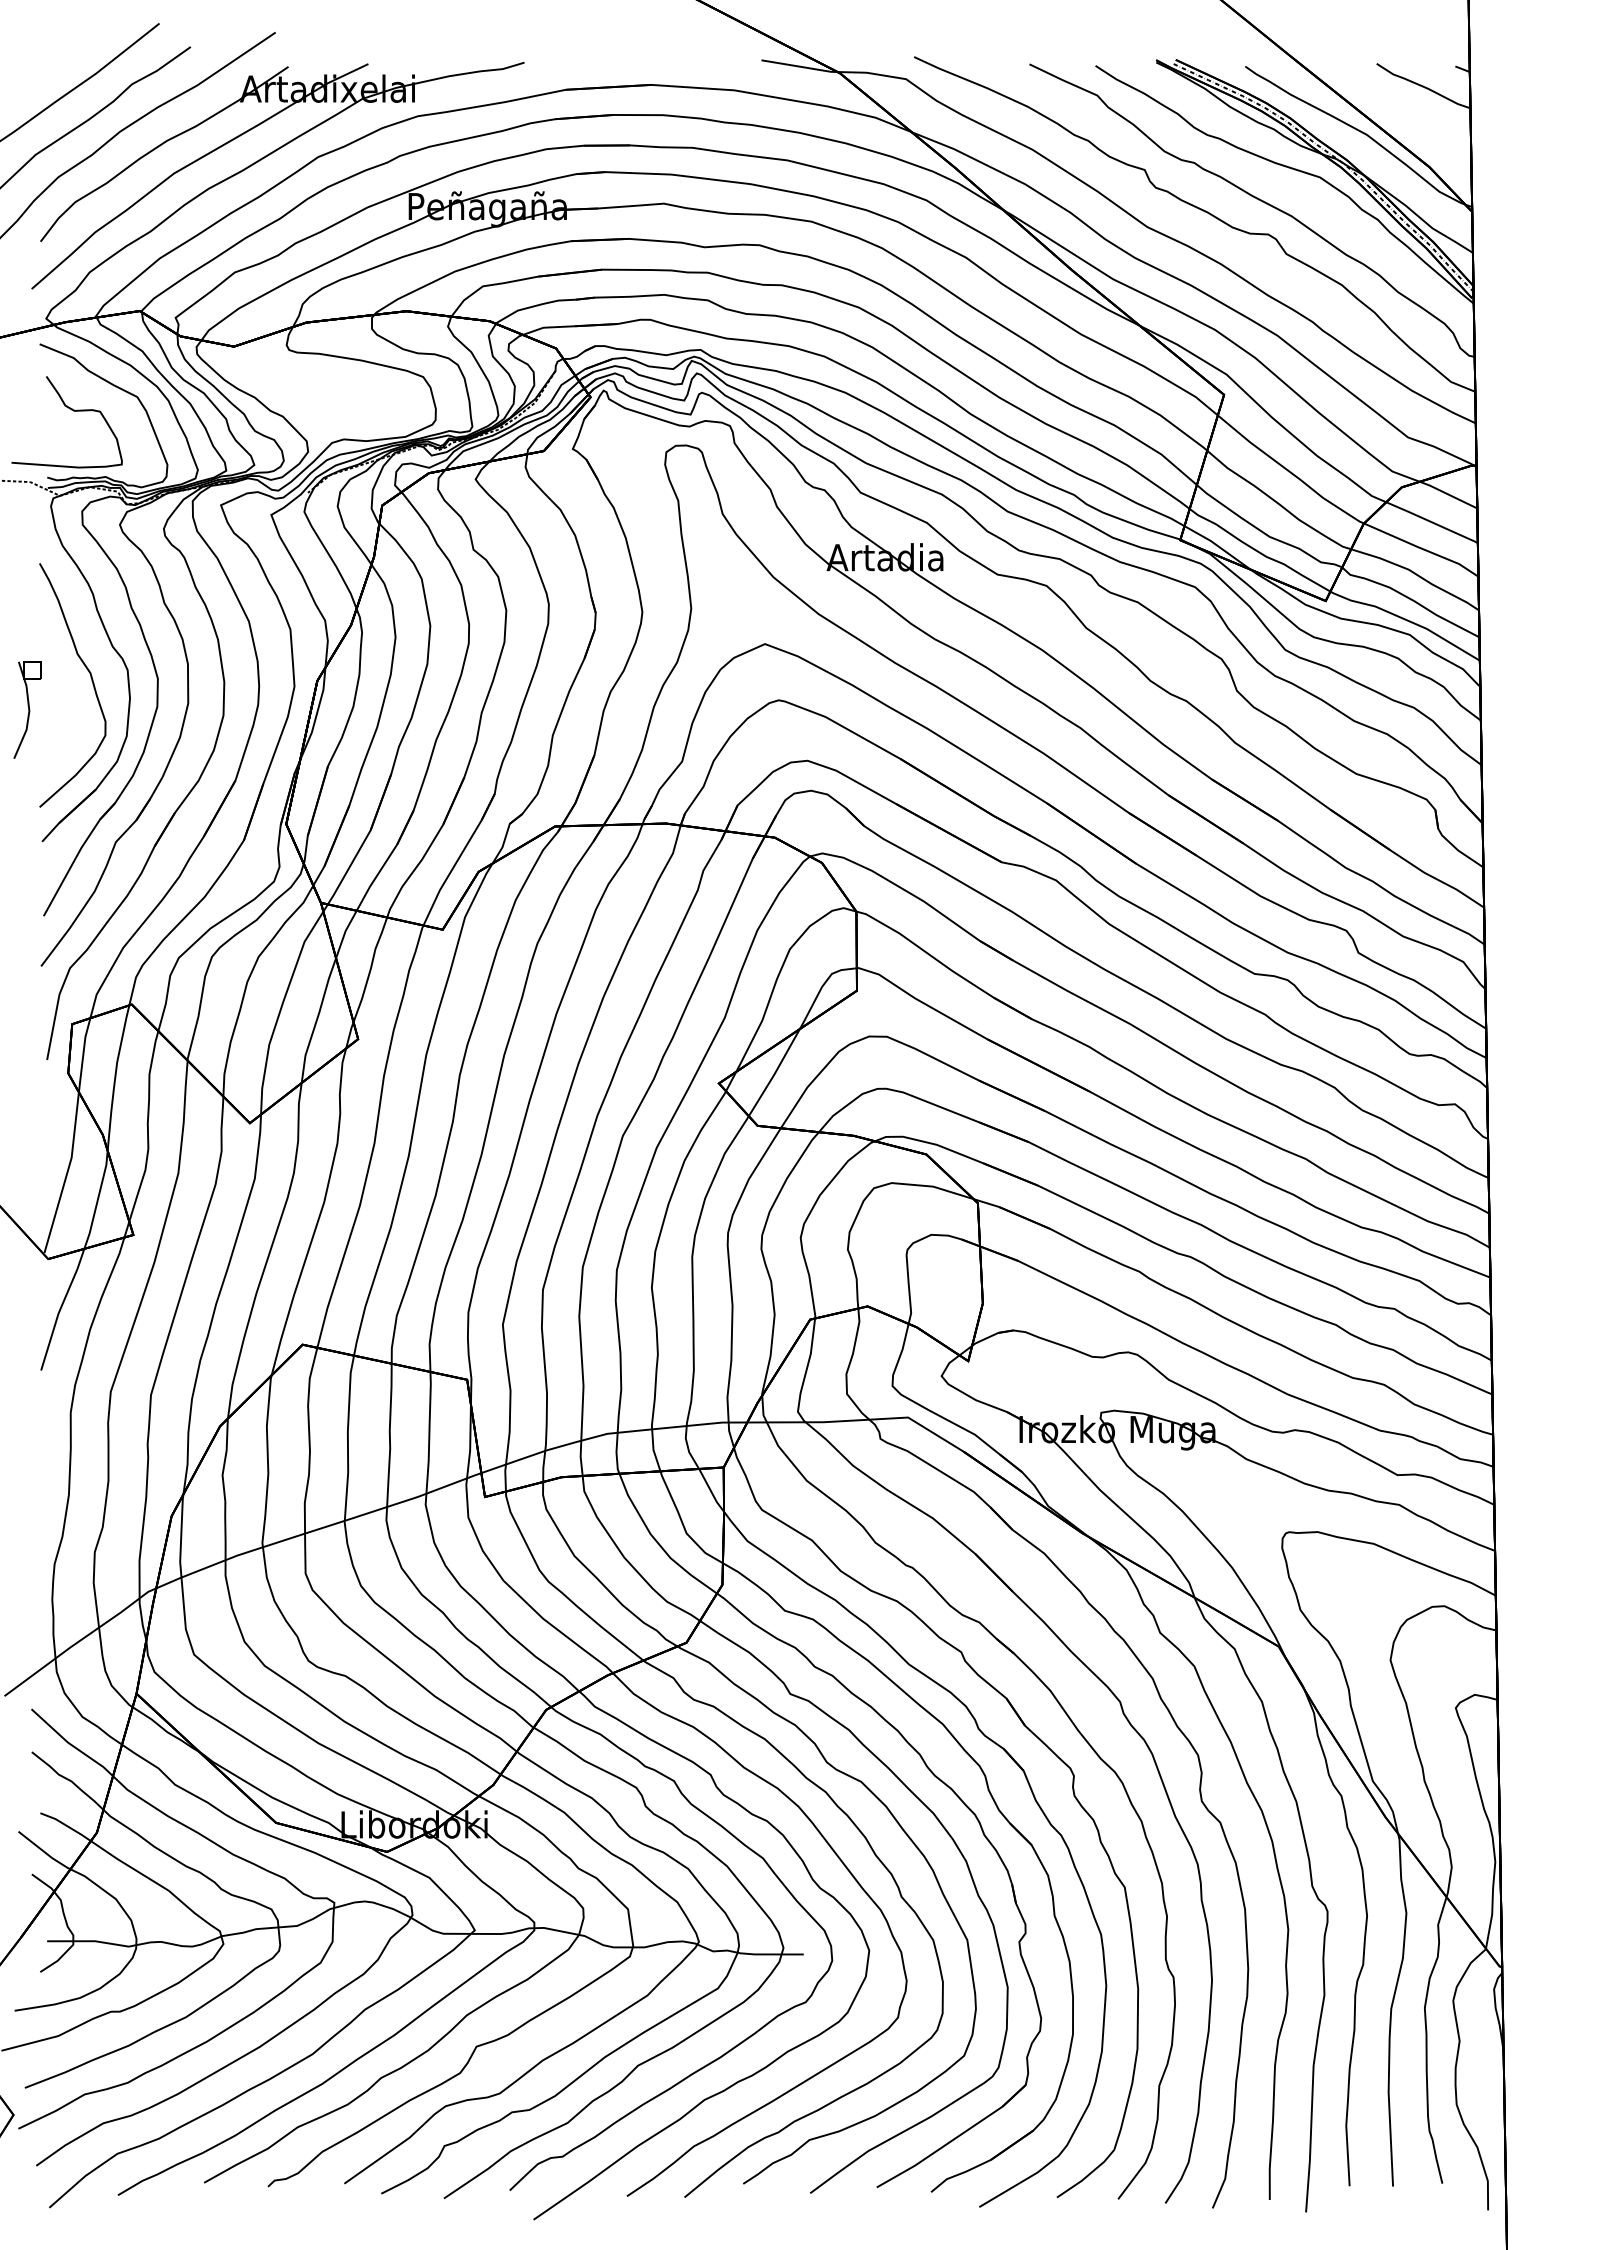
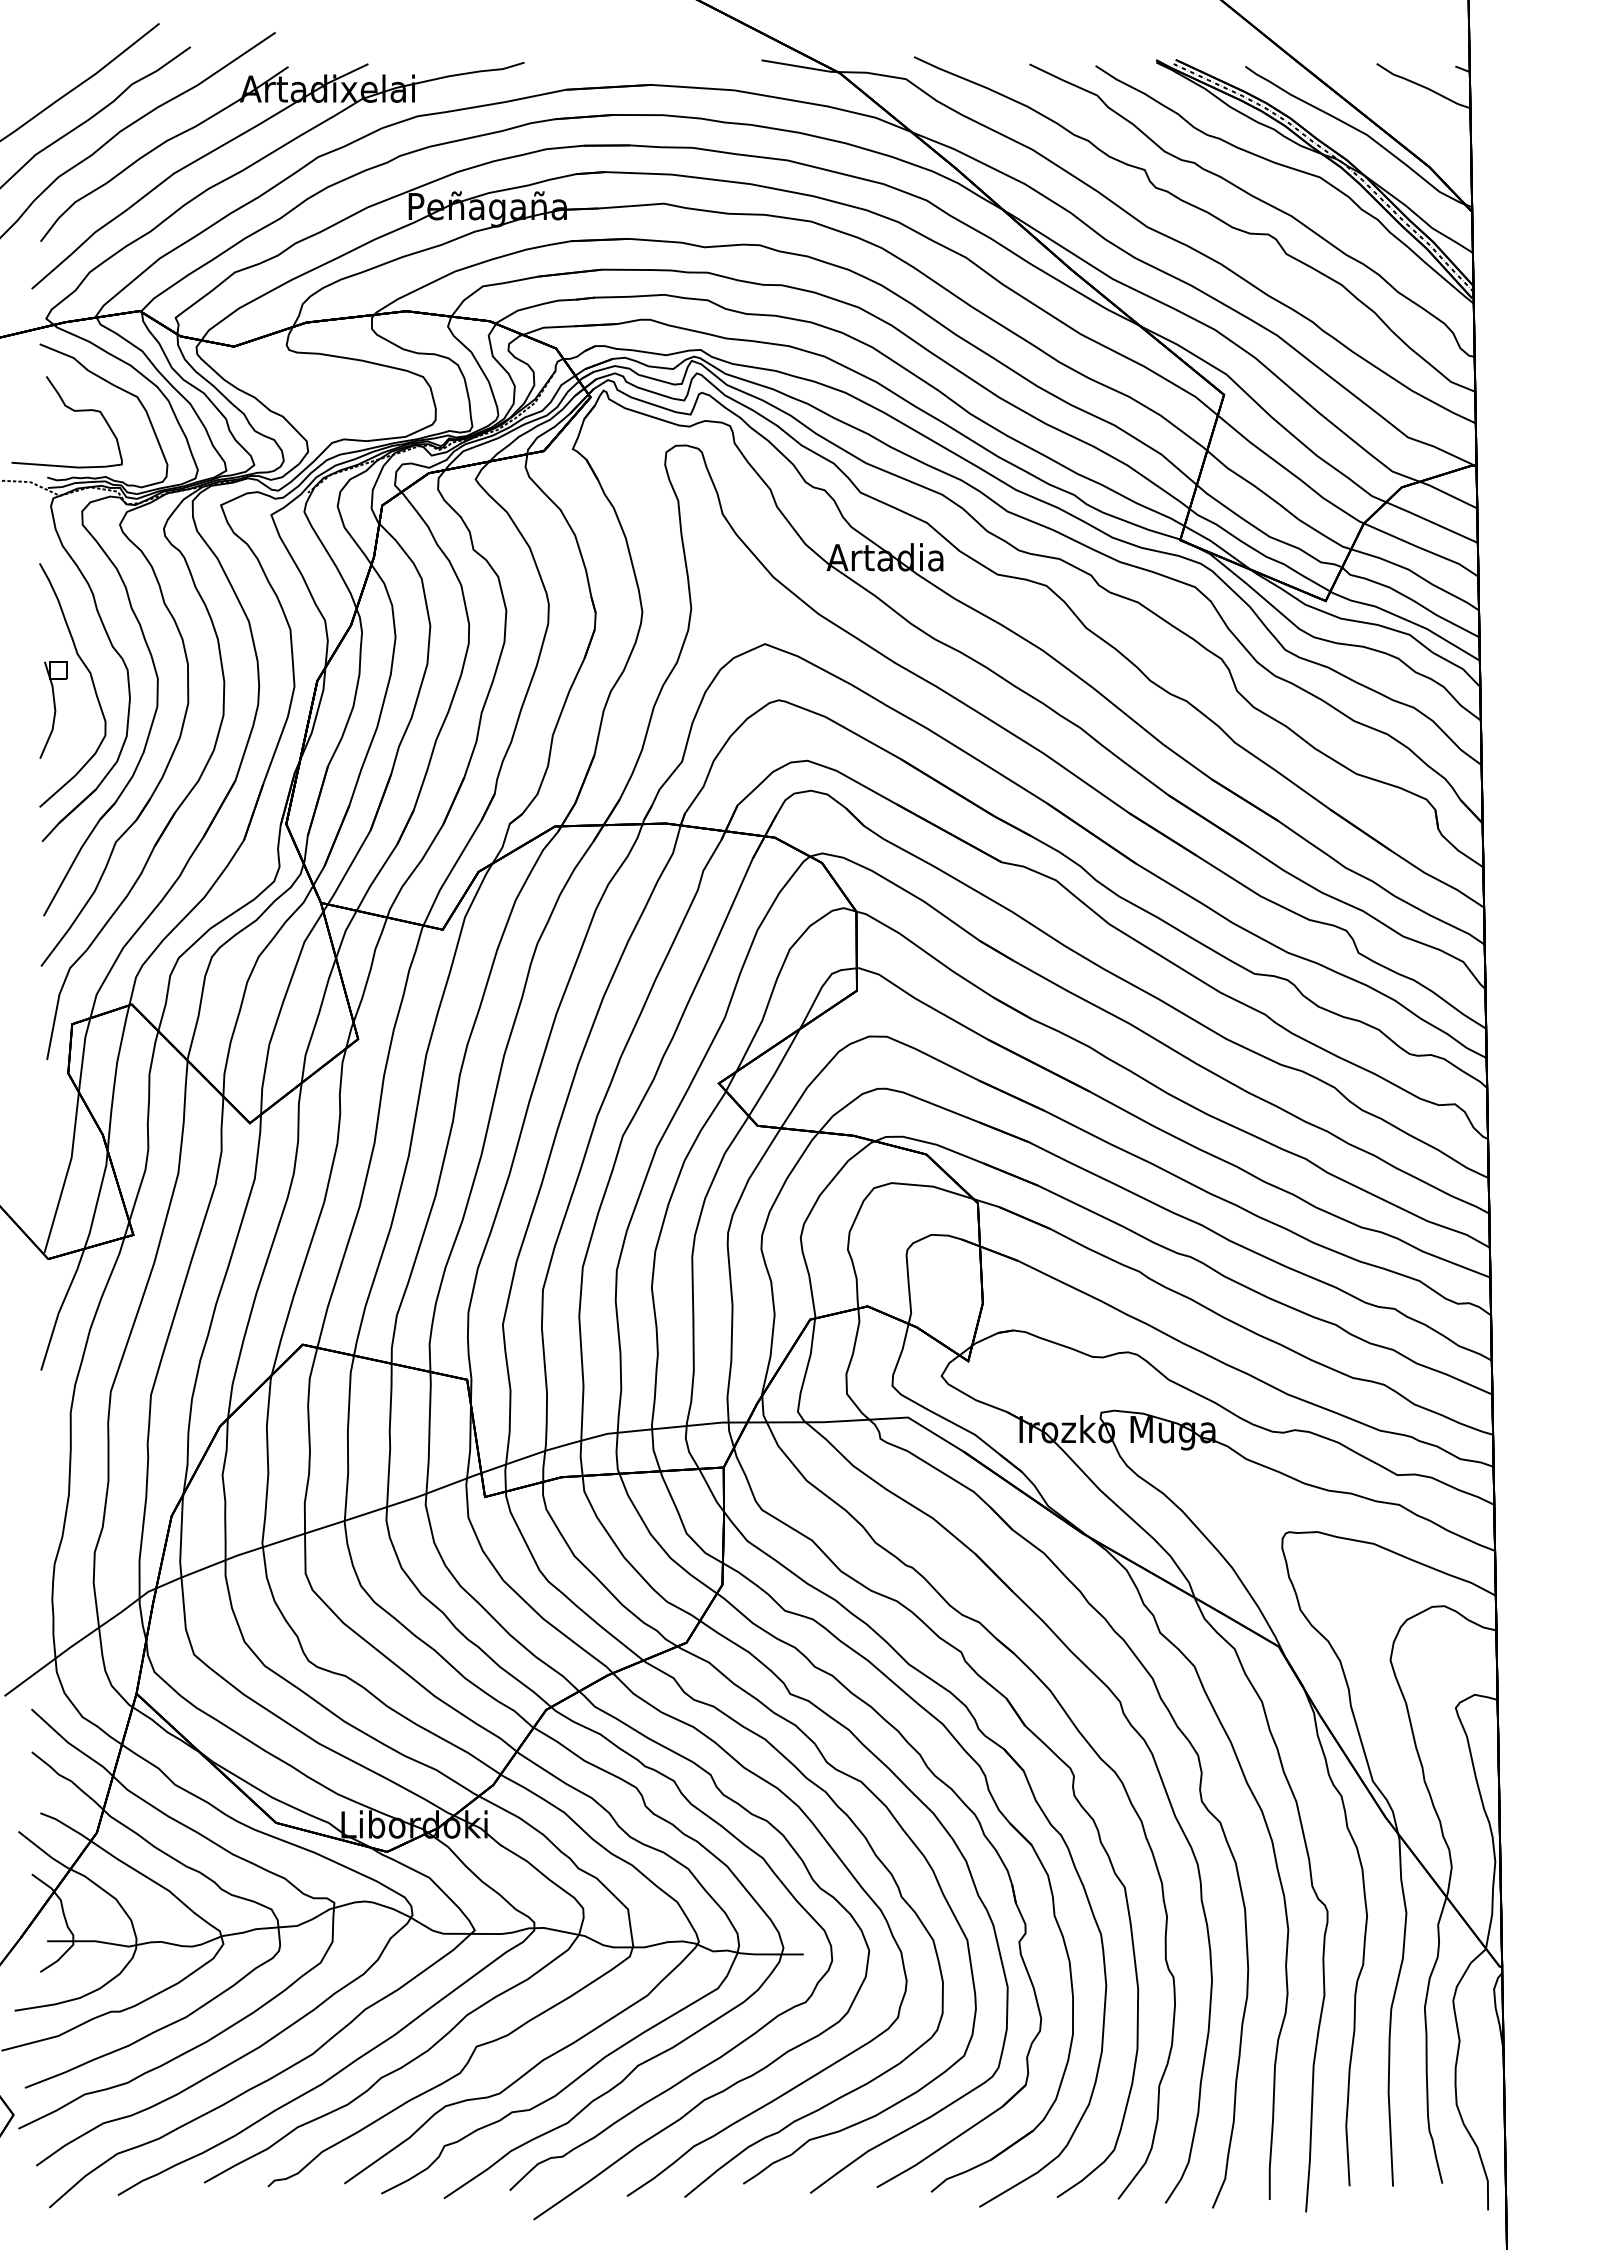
part position: (27, 709) -> (53, 709) (53, 709)
